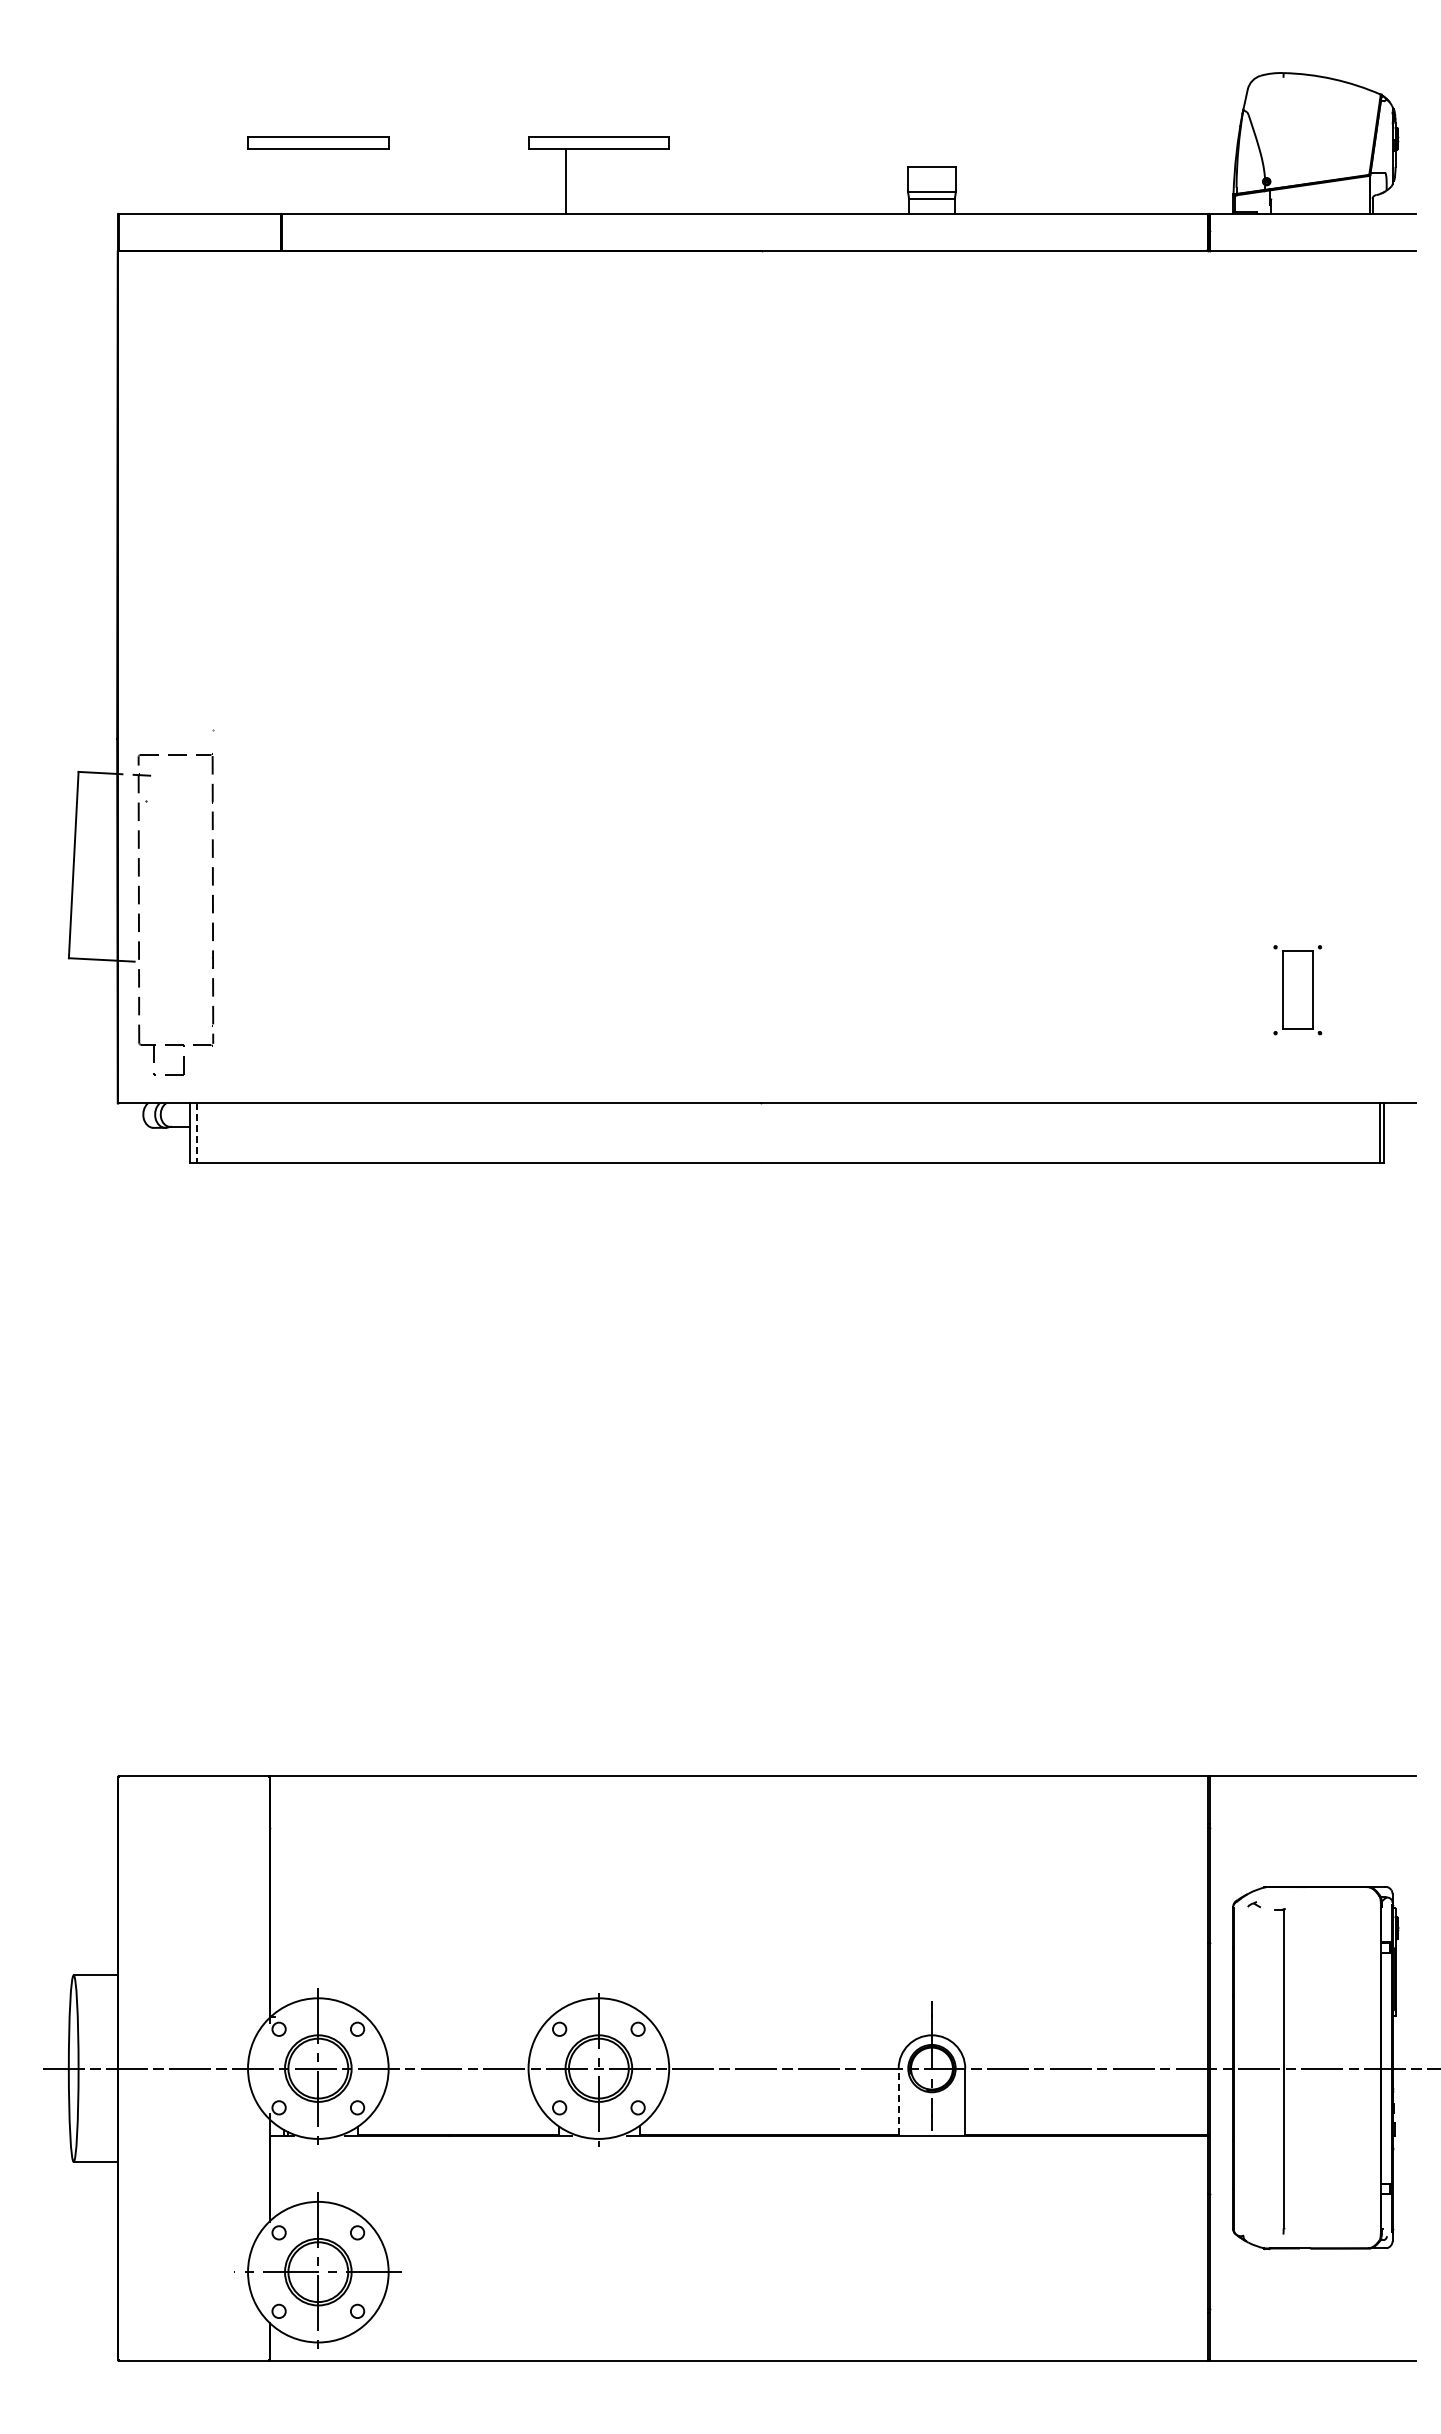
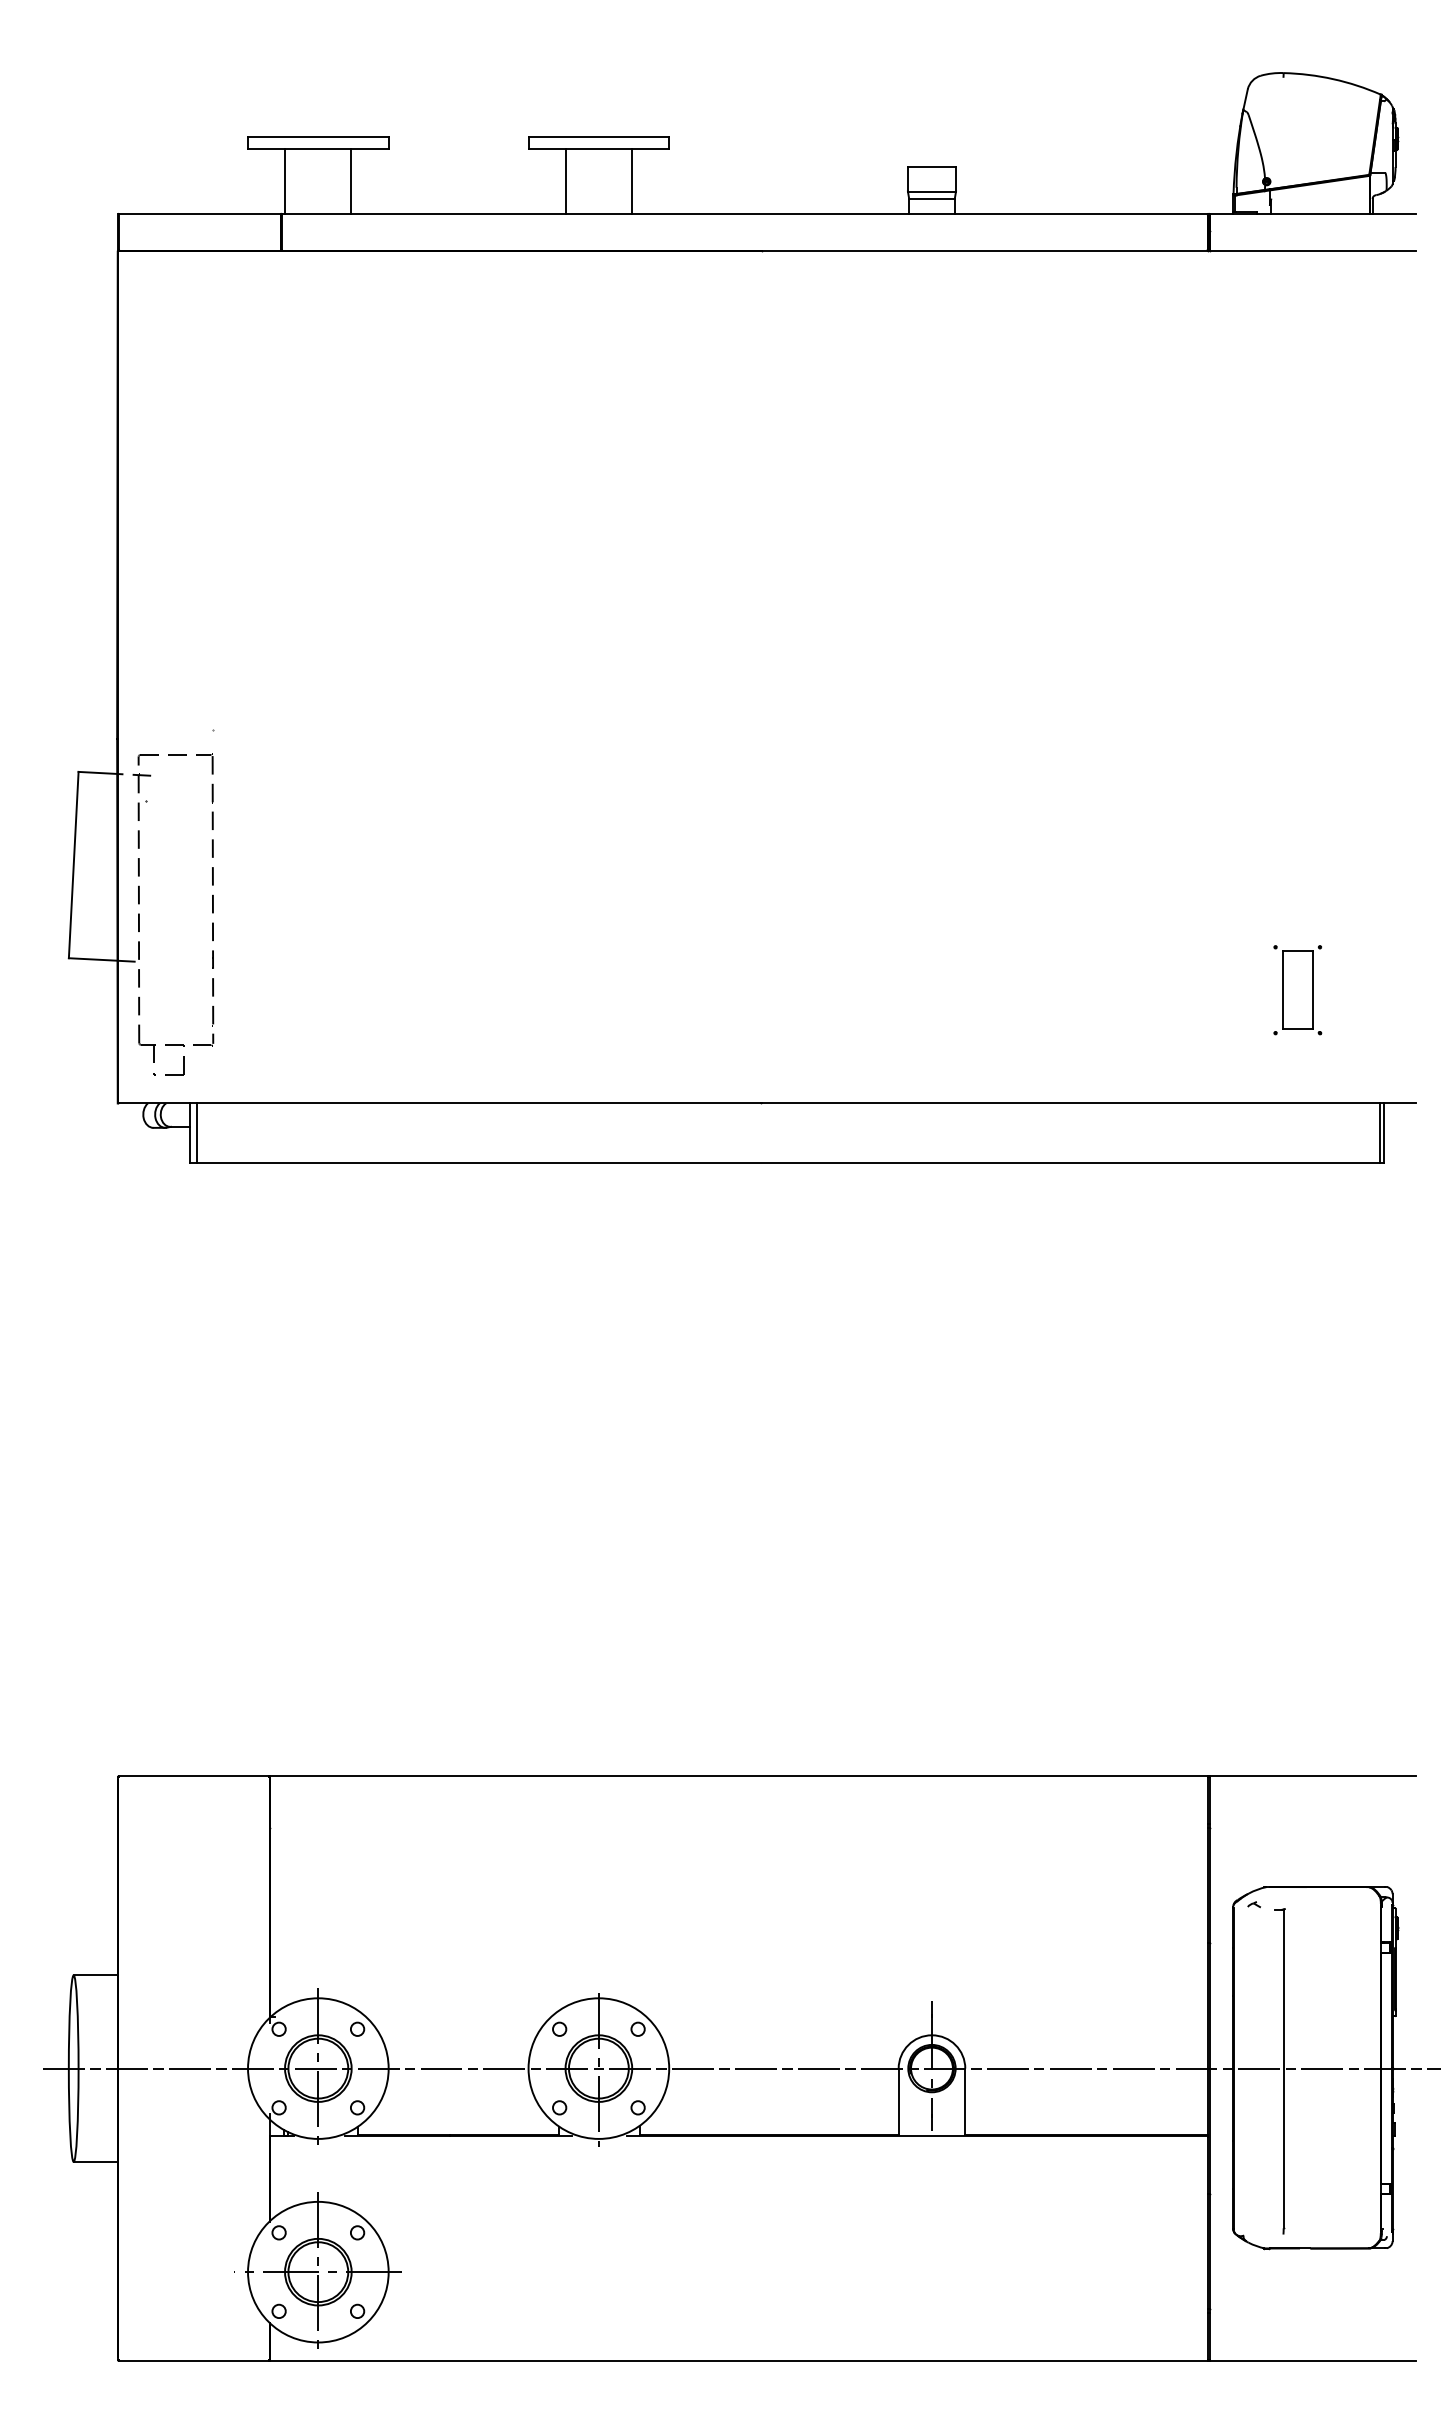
line: none -> present (285, 181)
line: none -> present (351, 181)
line: none -> present (631, 181)
line: dashed -> solid (196, 1133)
line: dashed -> solid (898, 2101)
